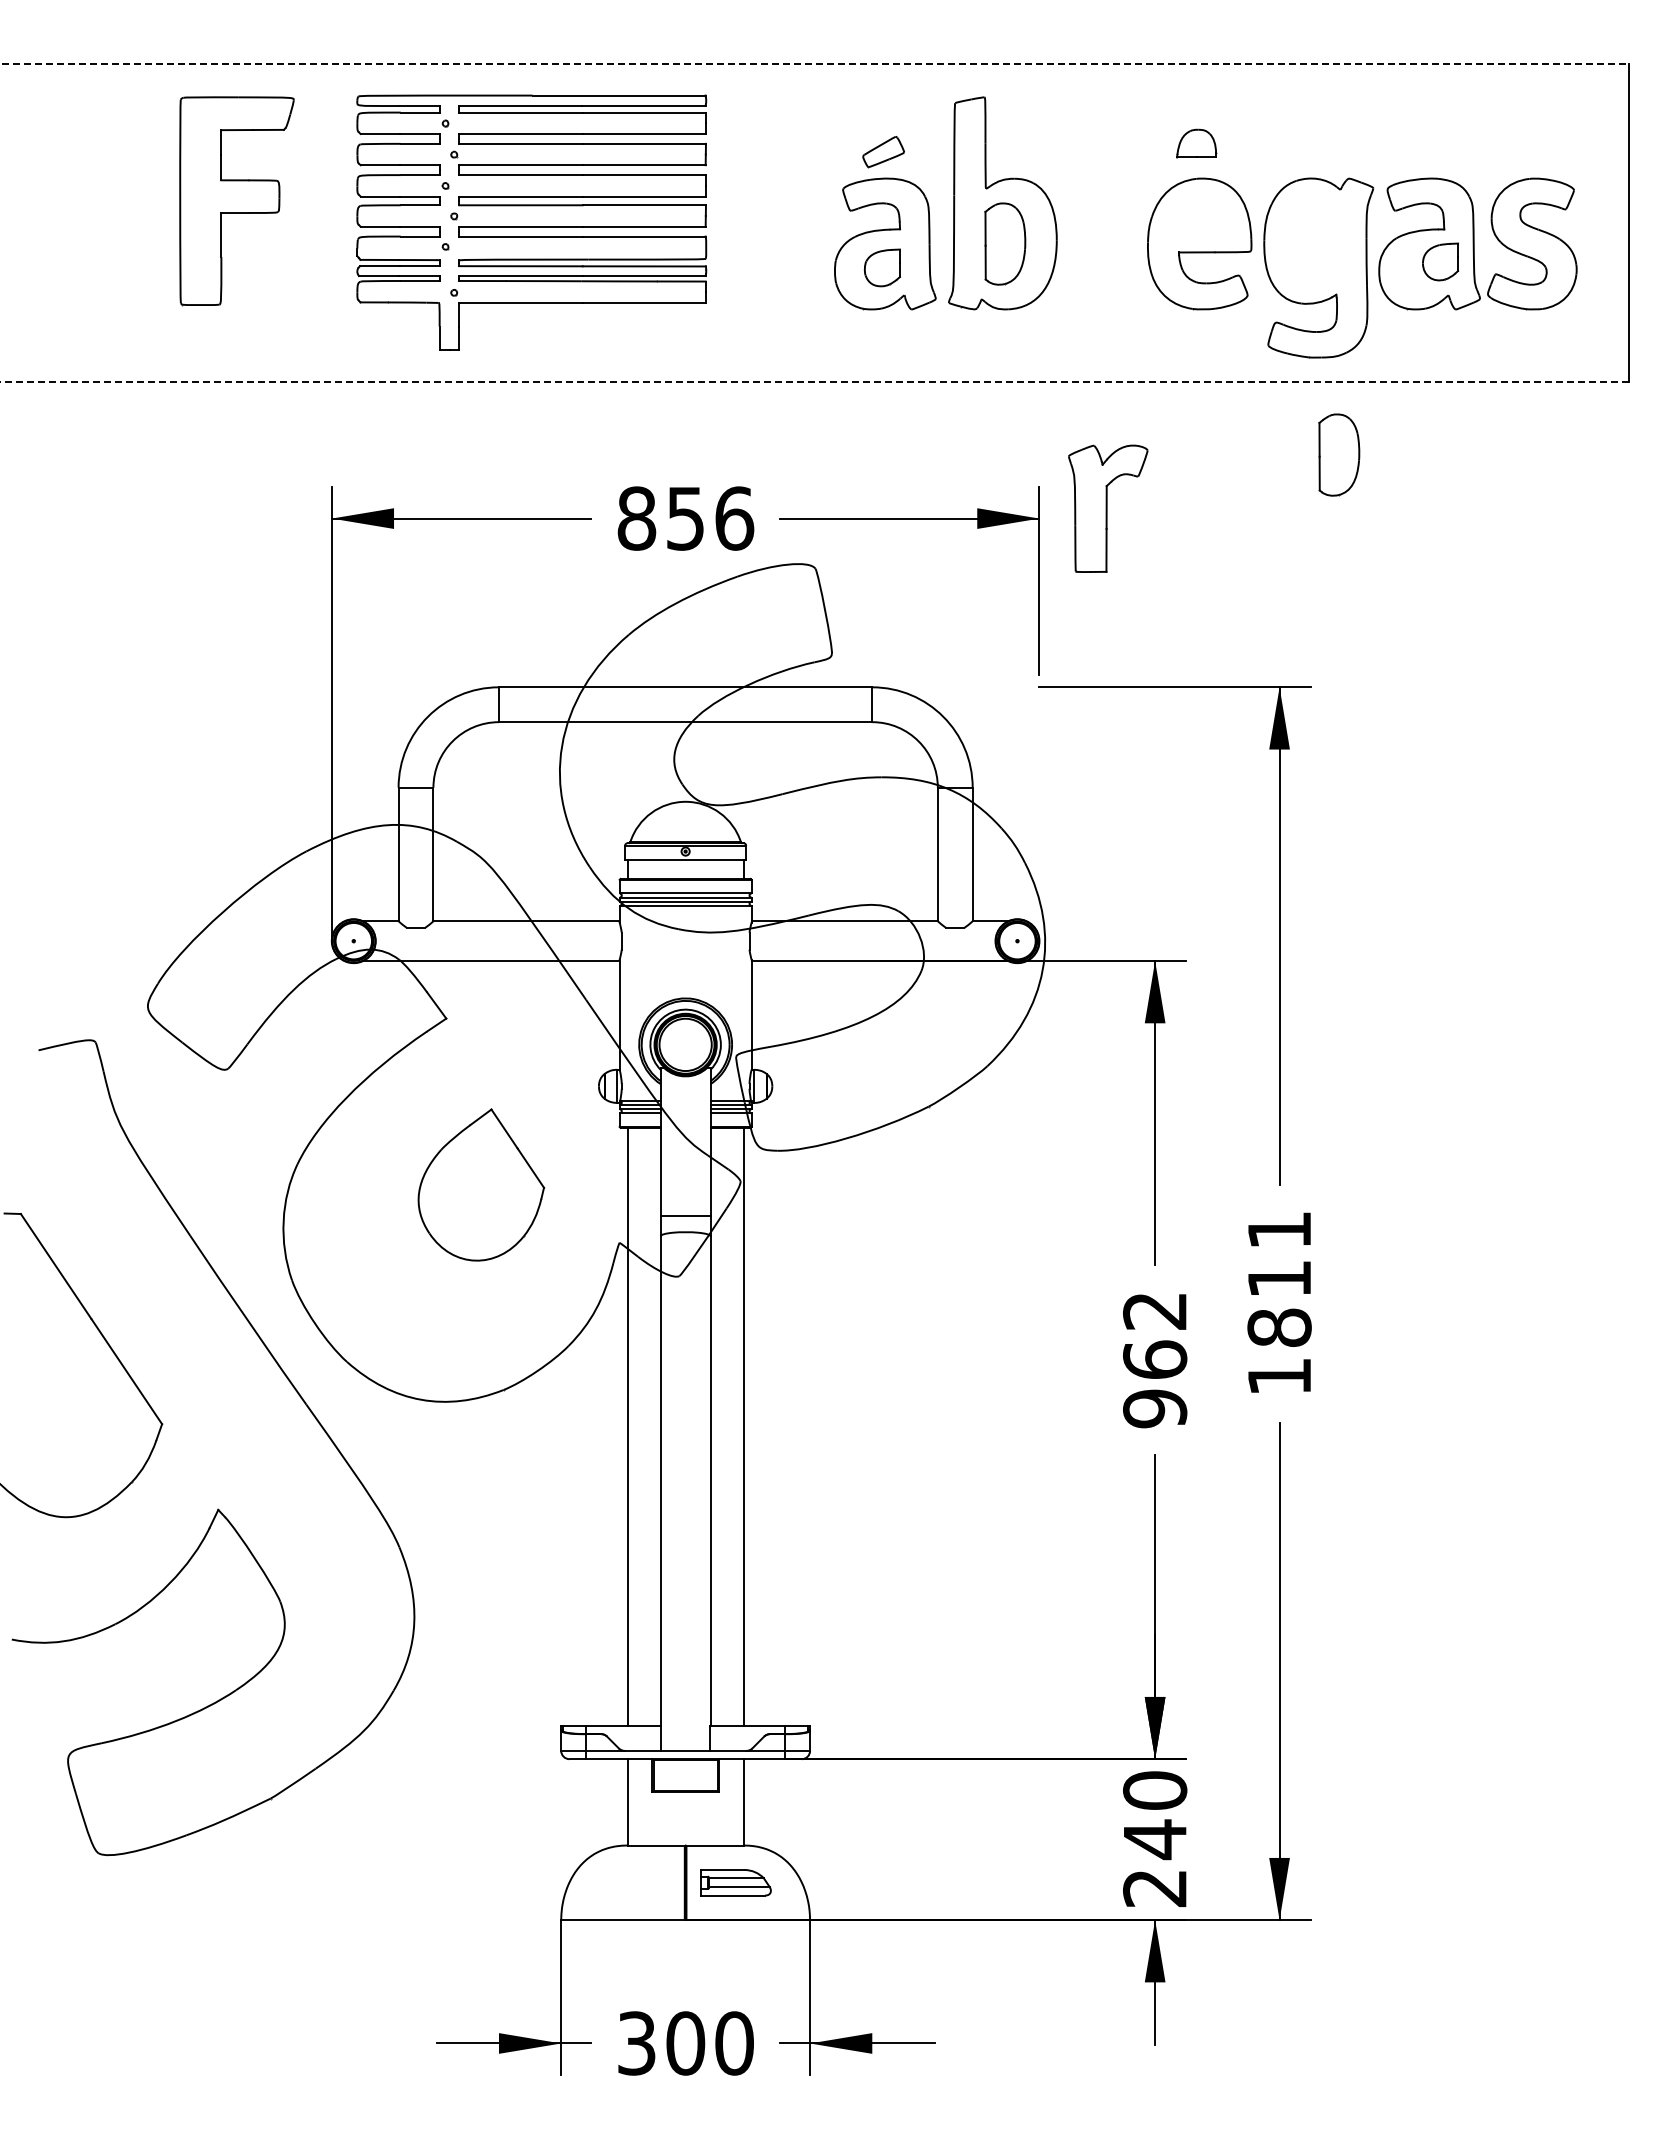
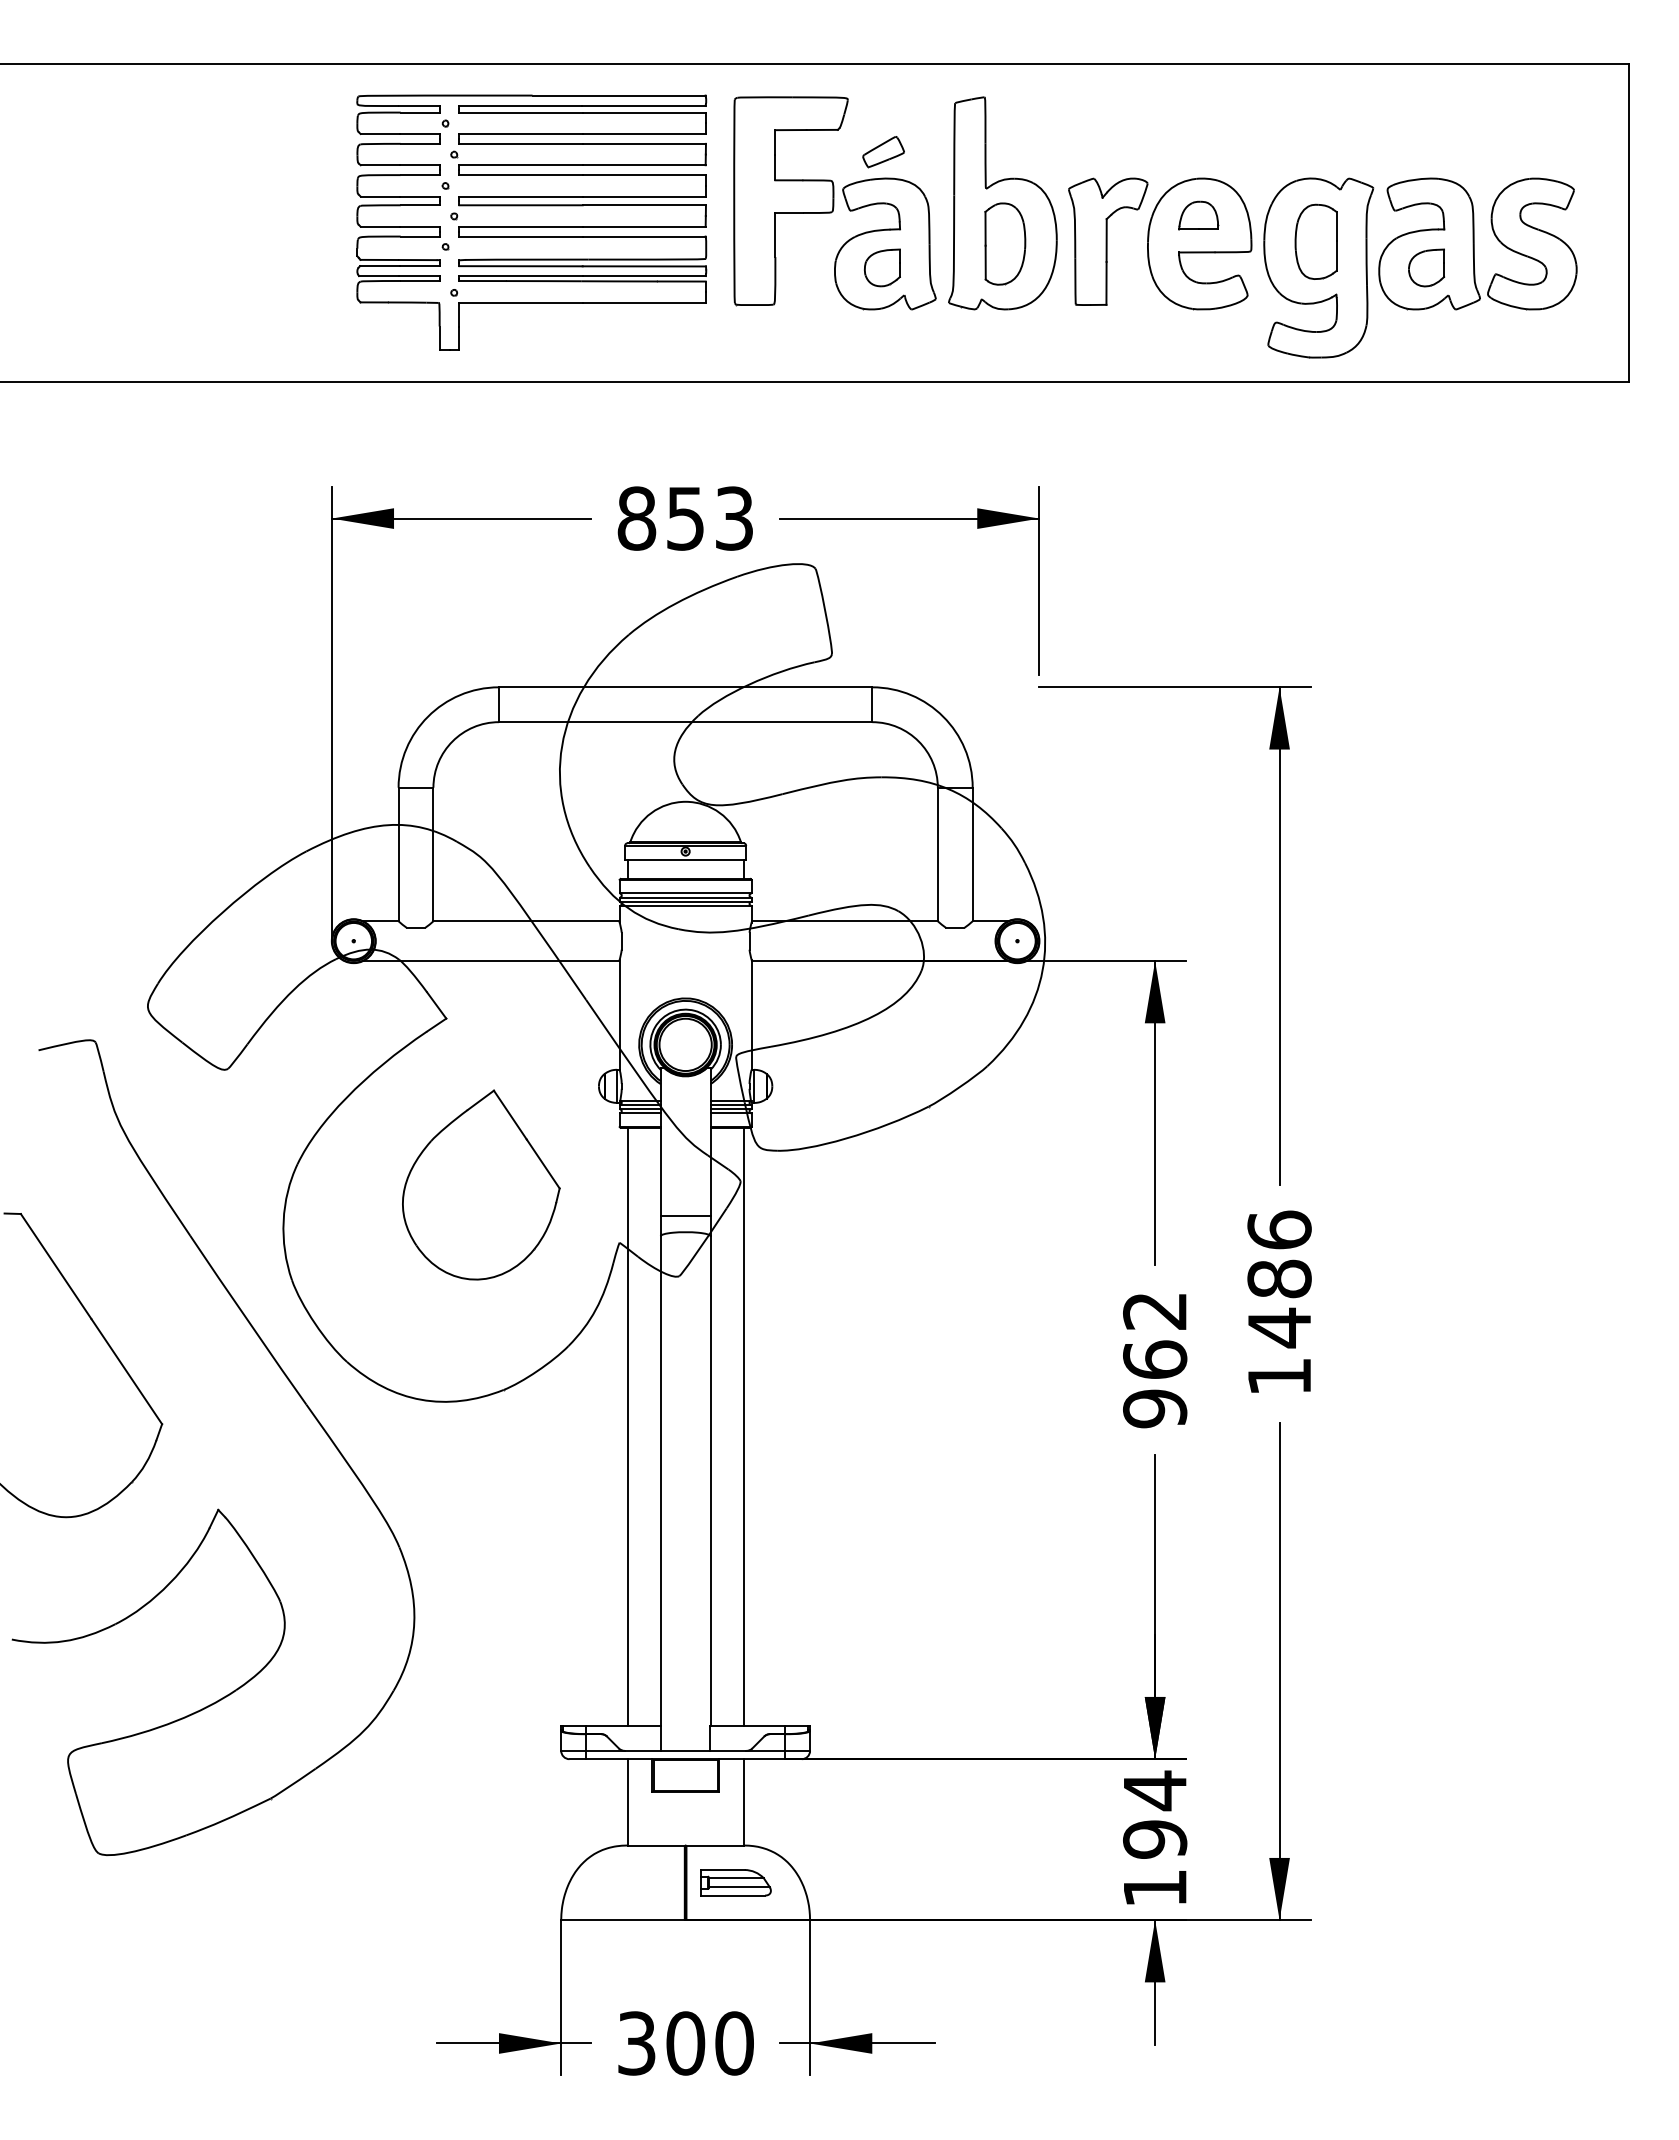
line: dashed -> solid (814, 64)
part position: (1196, 143) -> (1198, 215) (1198, 215)
part position: (236, 201) -> (790, 201) (790, 201)
part: none -> present (1315, 241)
part position: (1440, 261) -> (1426, 267) (1426, 267)
line: dashed -> solid (814, 381)
part: present -> none (1339, 454)
part position: (1108, 508) -> (1108, 241) (1108, 241)
text: 856 -> 853 (734, 518)
part size: 129x154 px -> 159x192 px (481, 1184)
text: 1811 -> 1486 (1279, 1279)
text: 240 -> 194 (1155, 1838)
